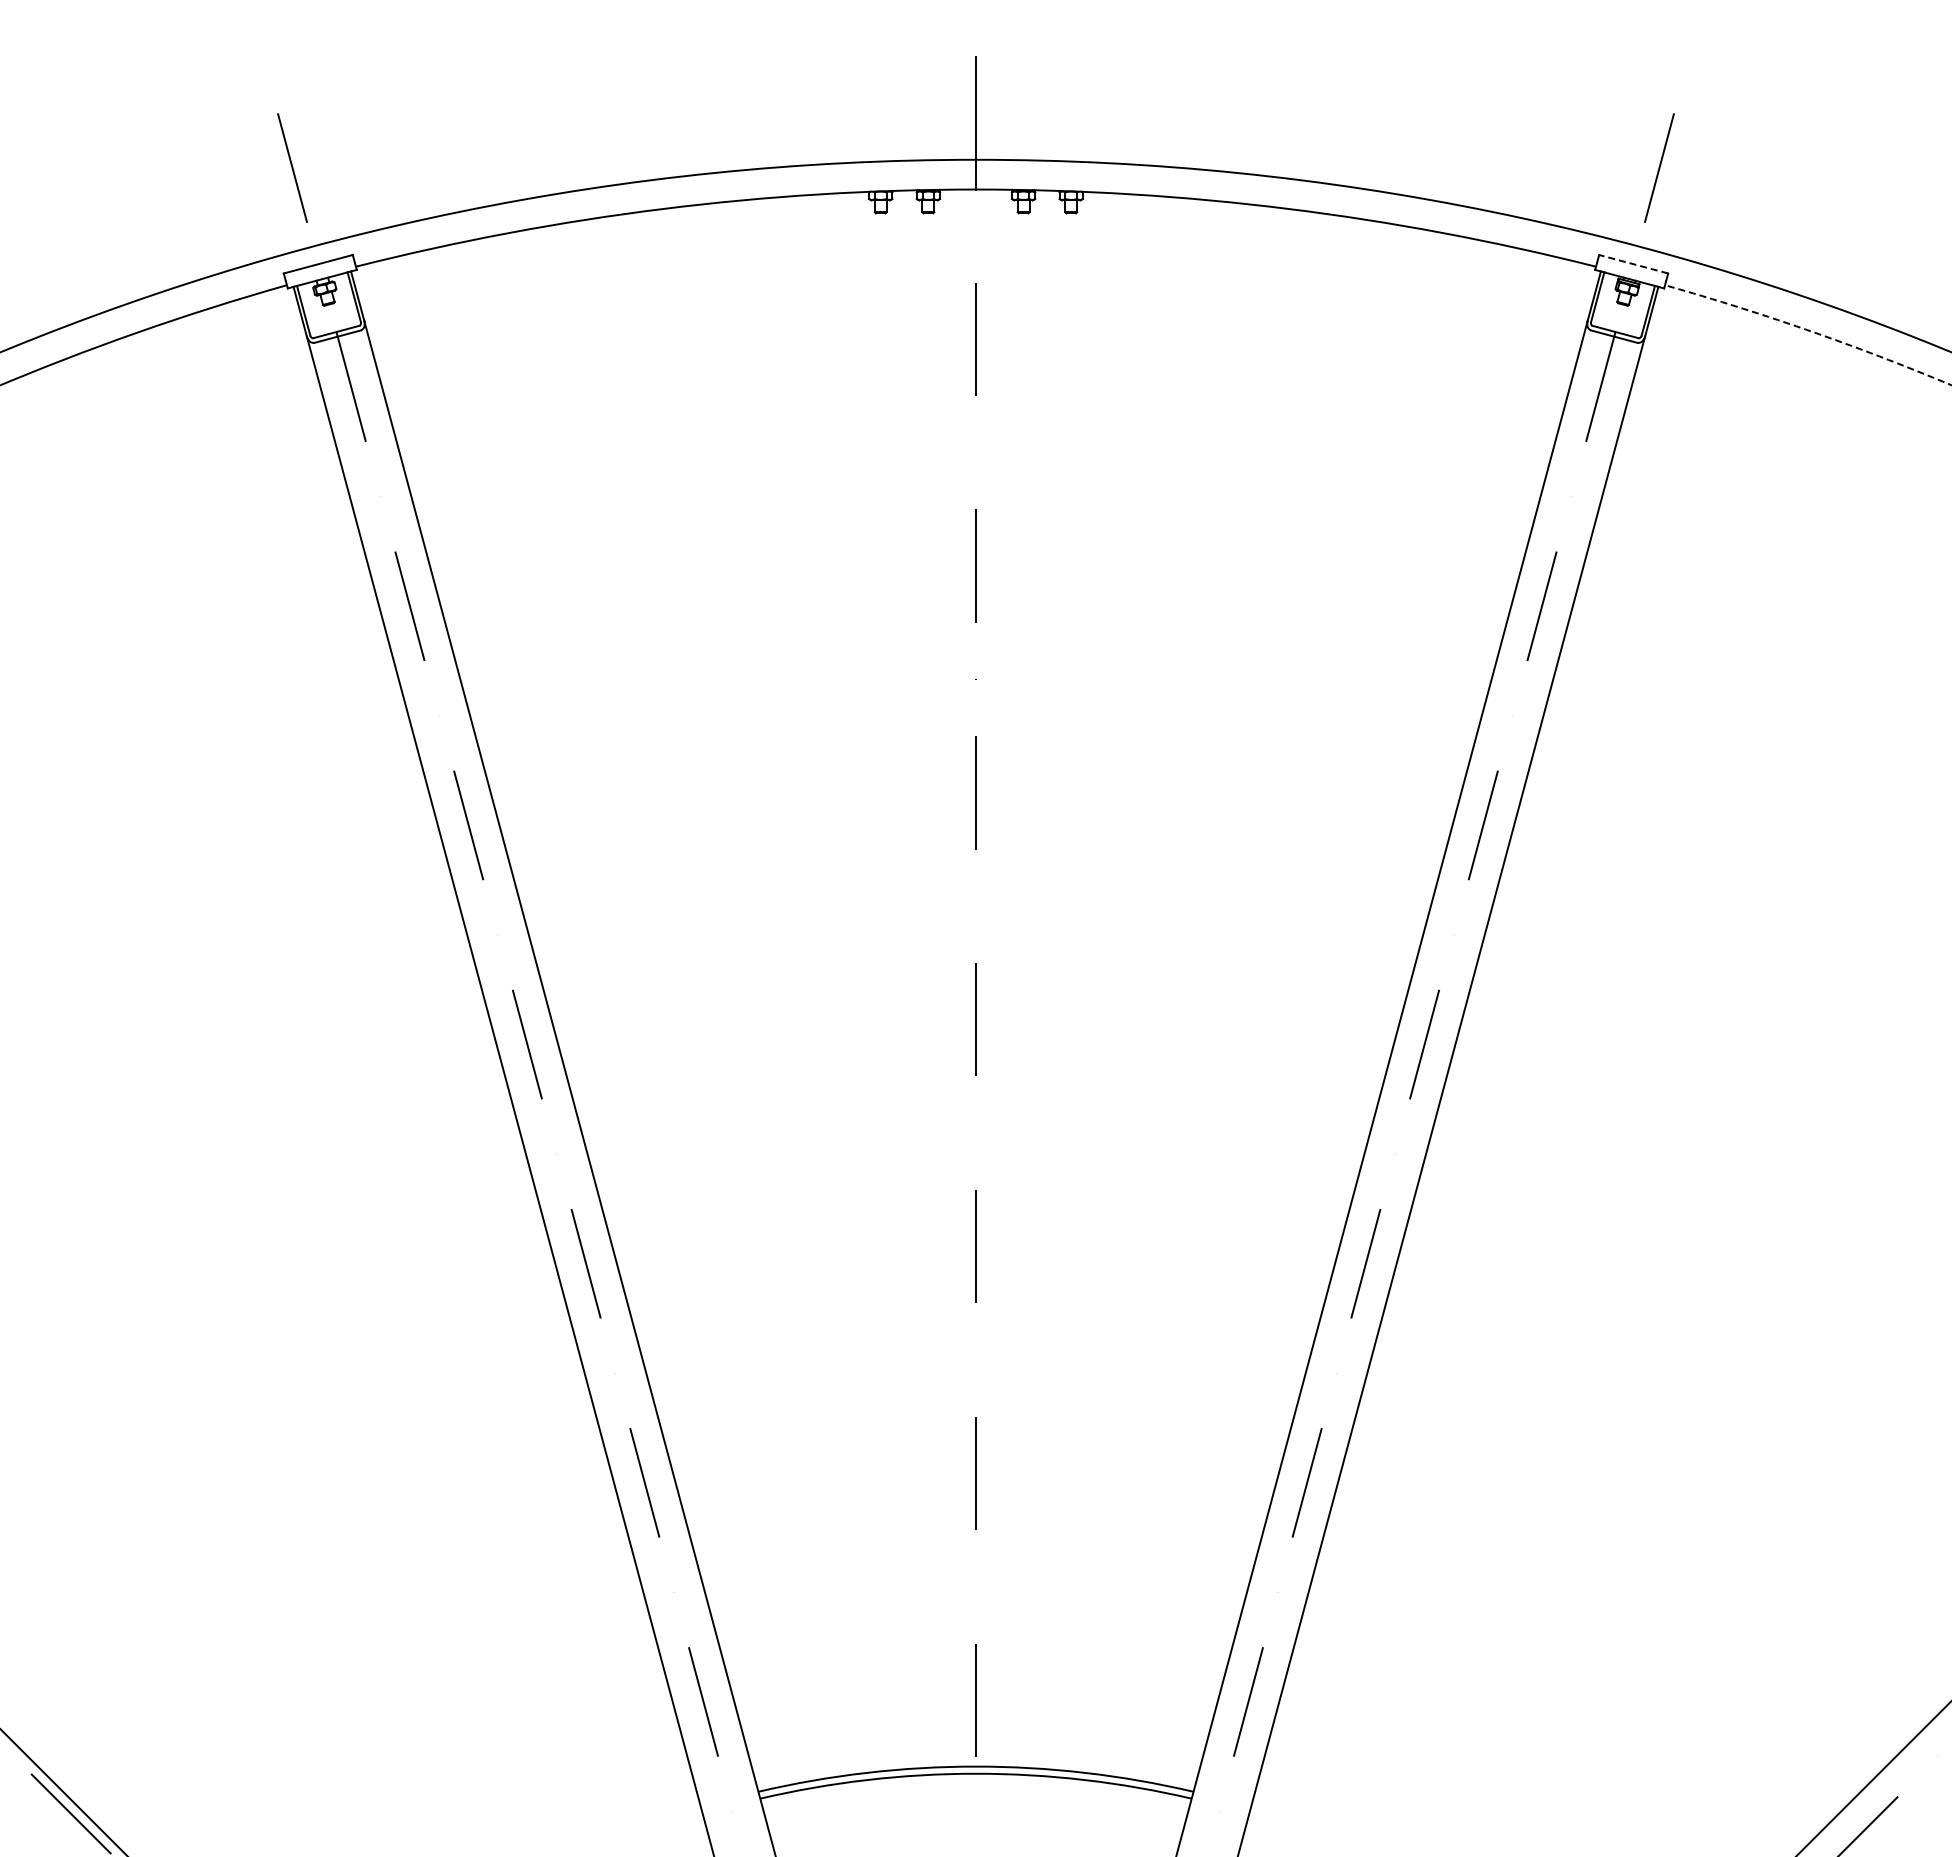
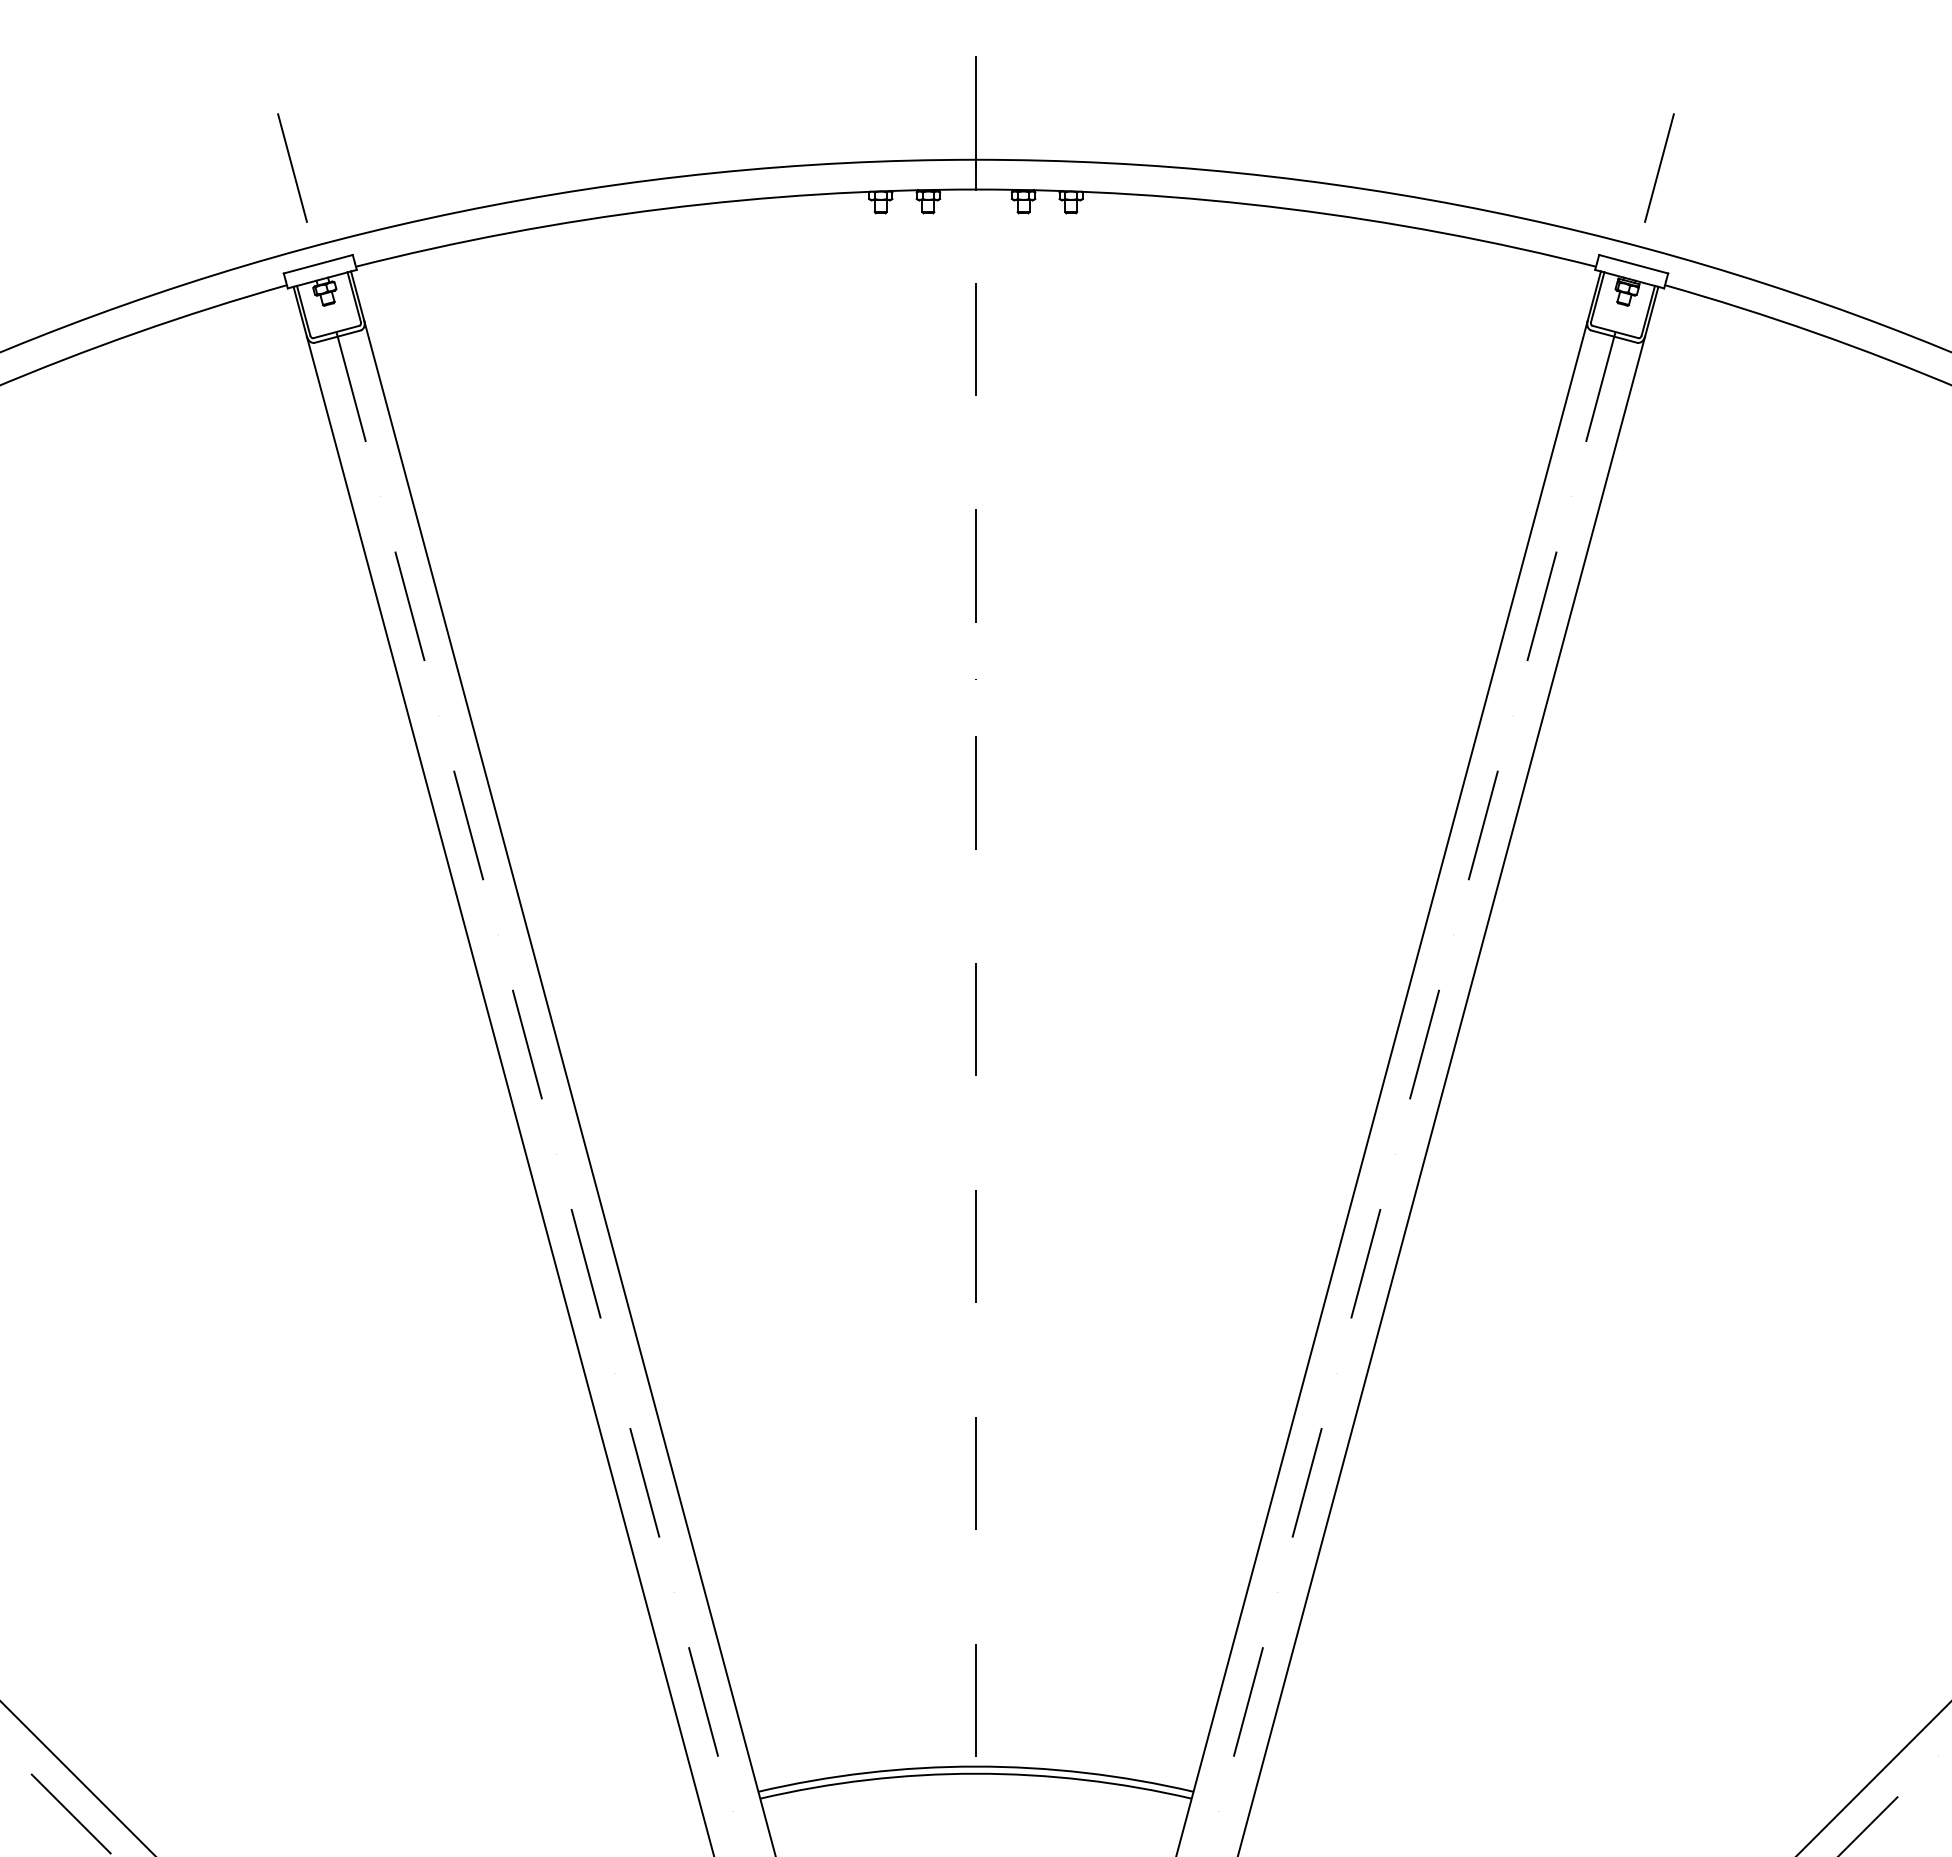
line: dashed -> solid (1633, 264)
arc: dashed -> solid (1810, 331)
line position: (63, 1792) -> (77, 1777) (77, 1777)
